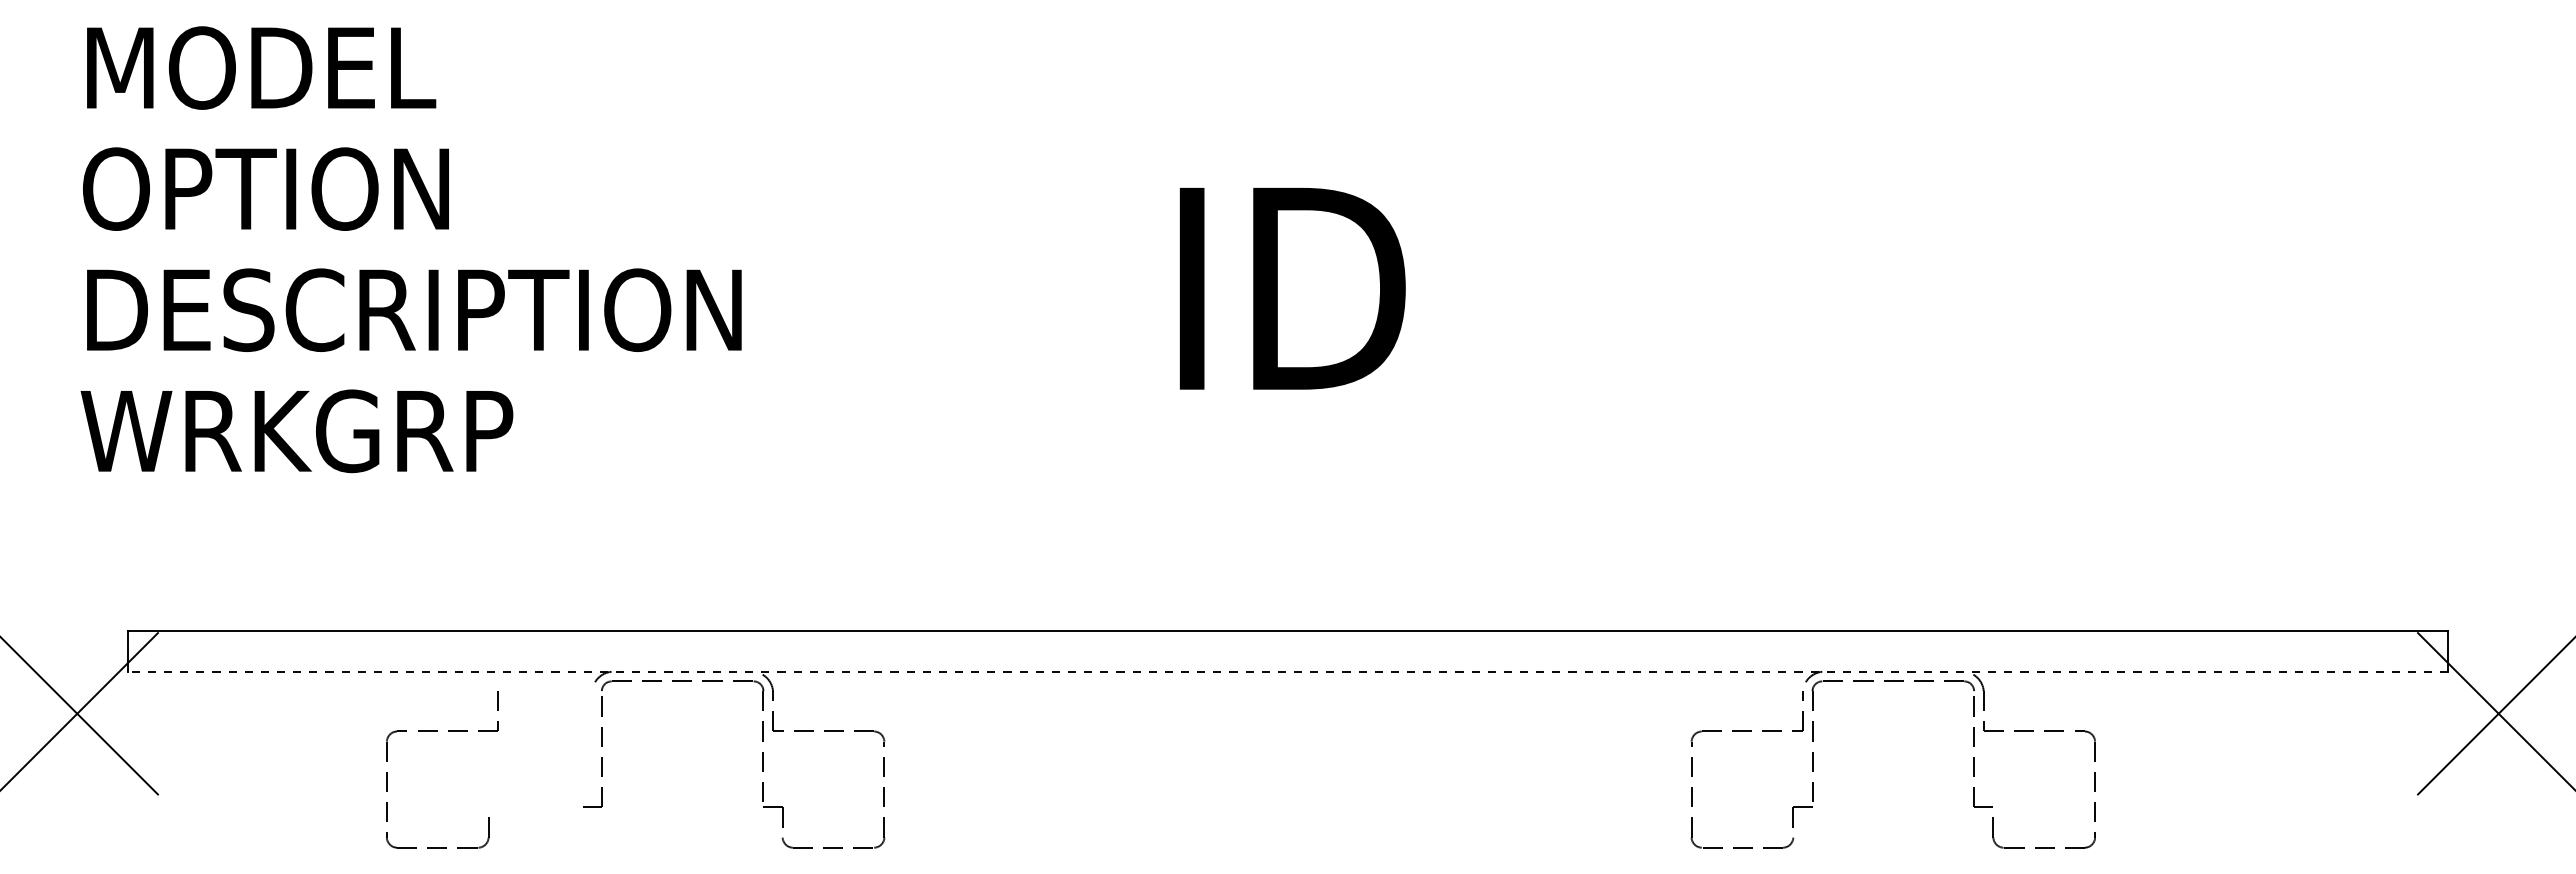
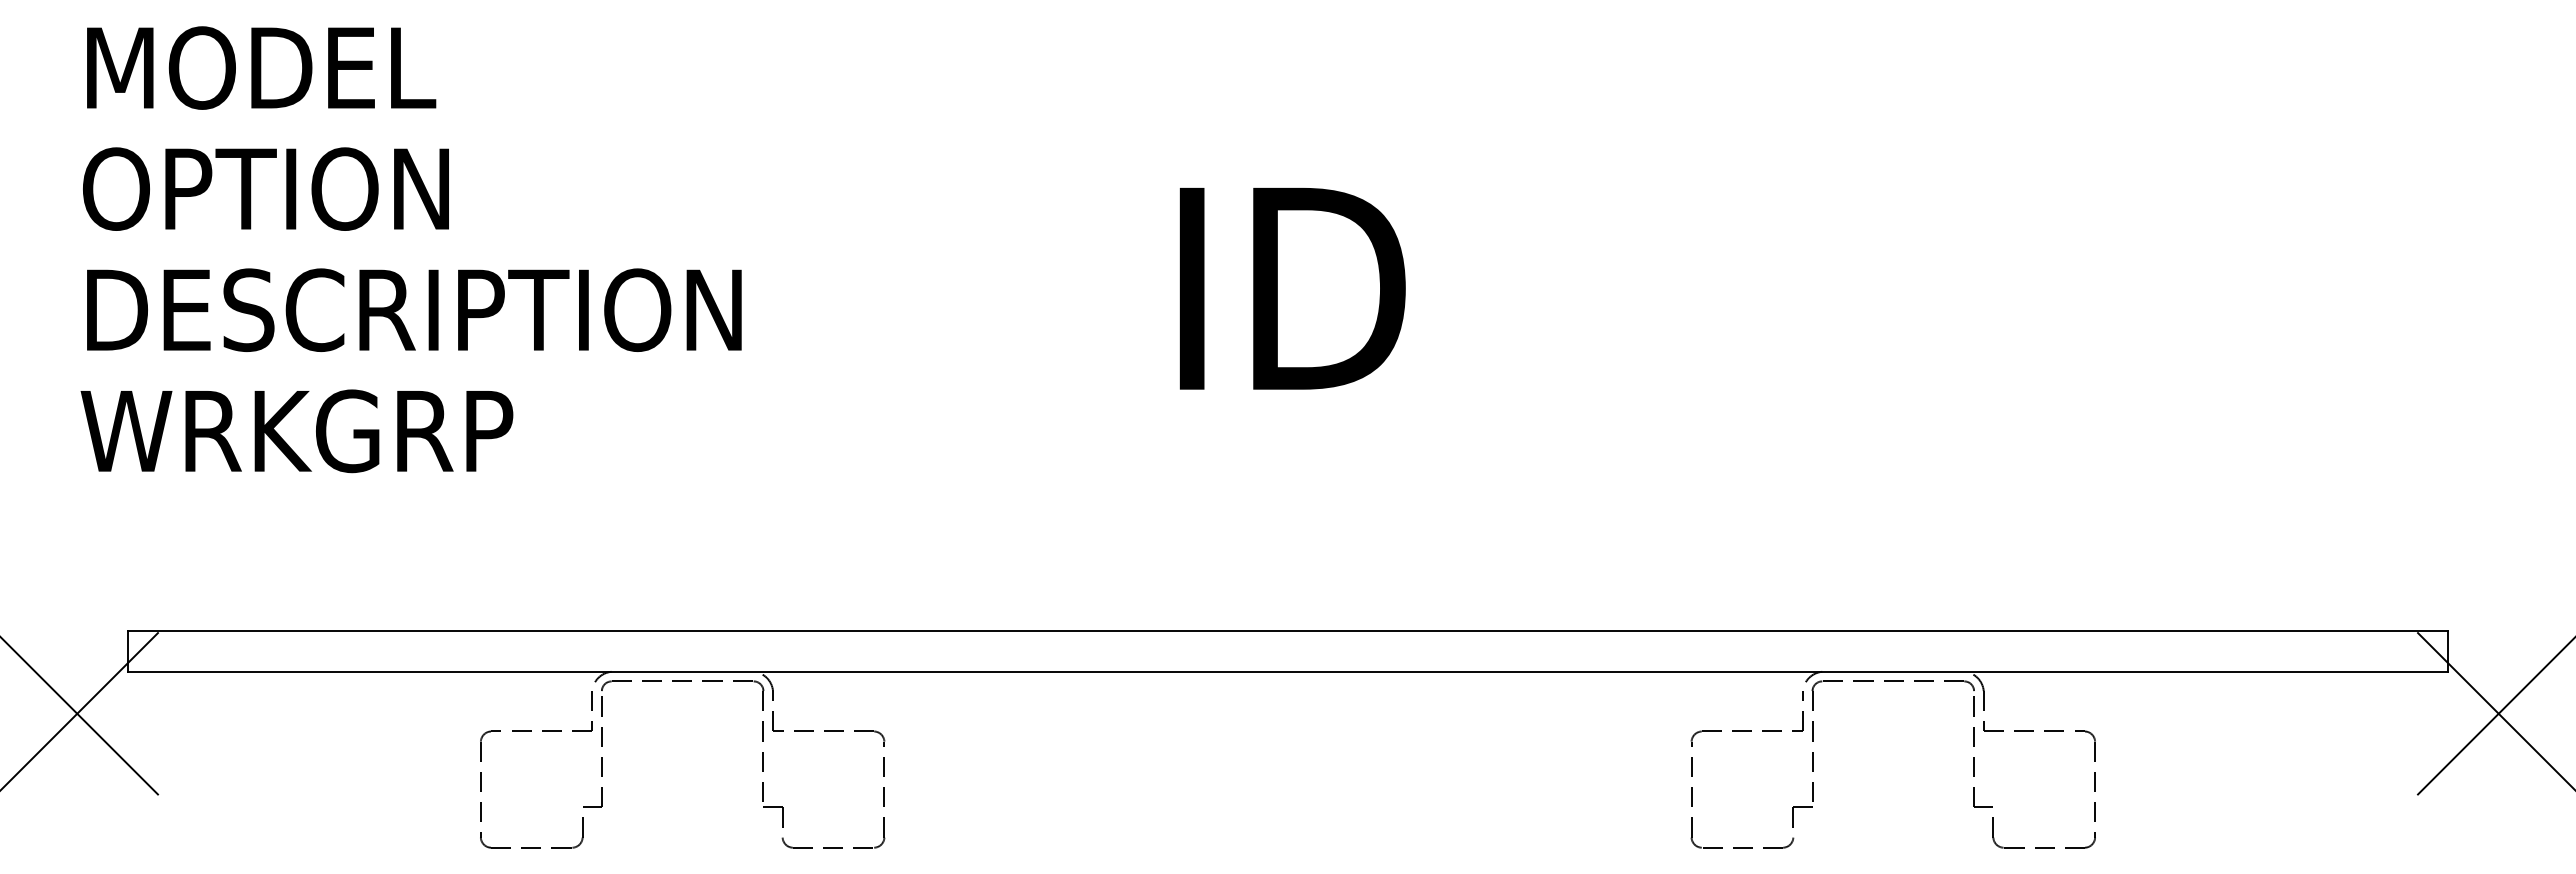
line: dashed -> solid (1287, 671)
part position: (437, 731) -> (531, 731) (531, 731)
